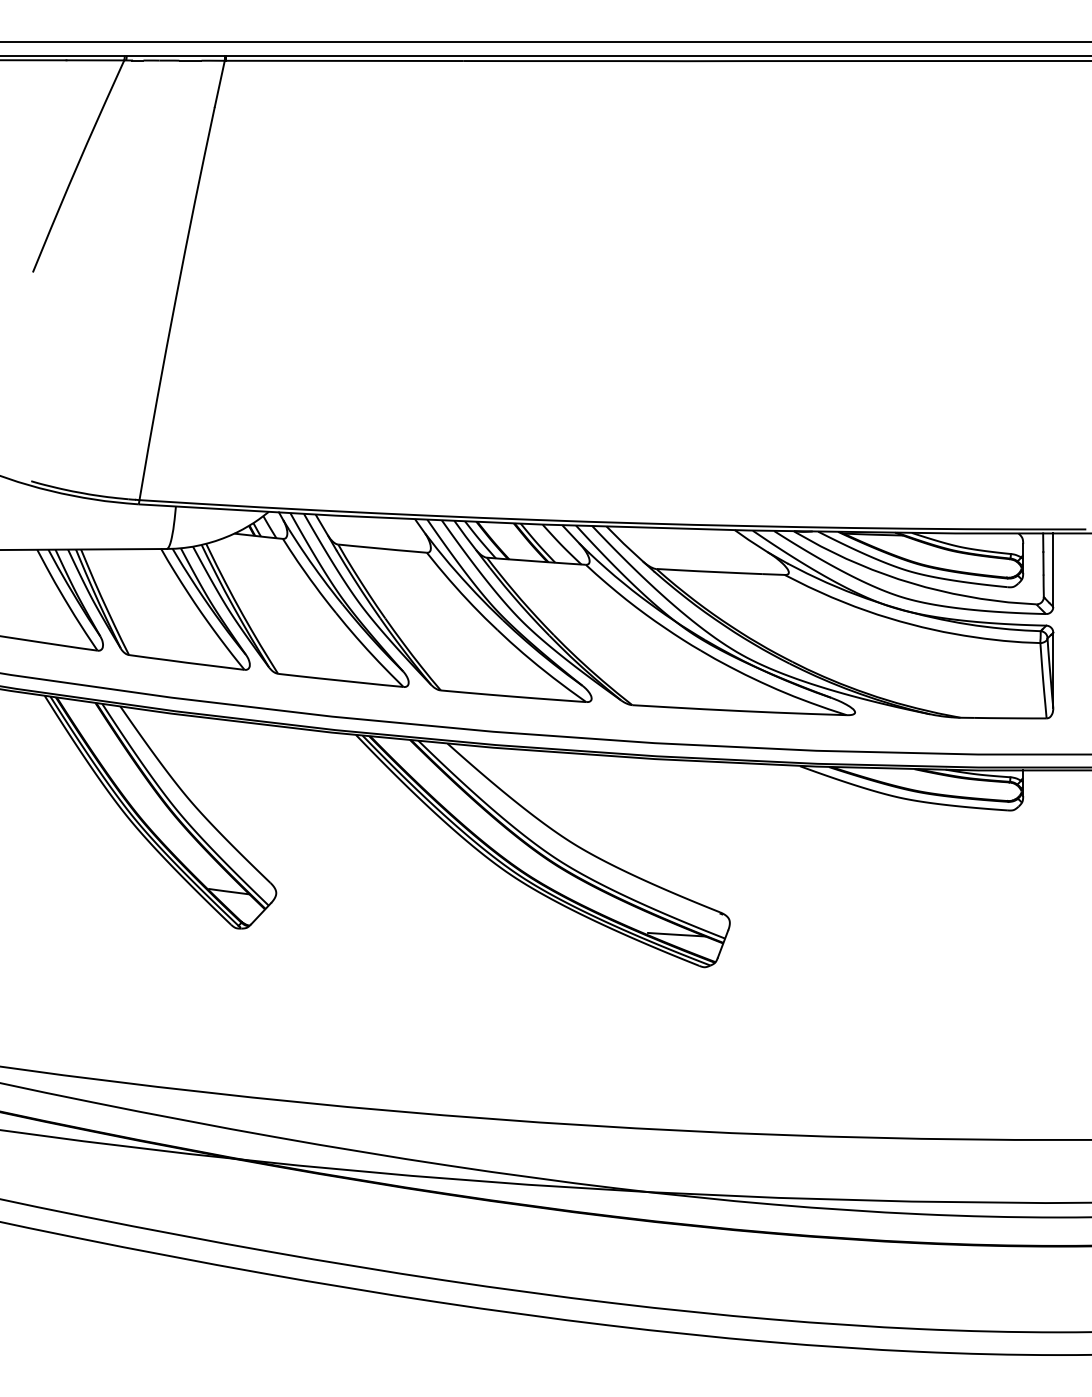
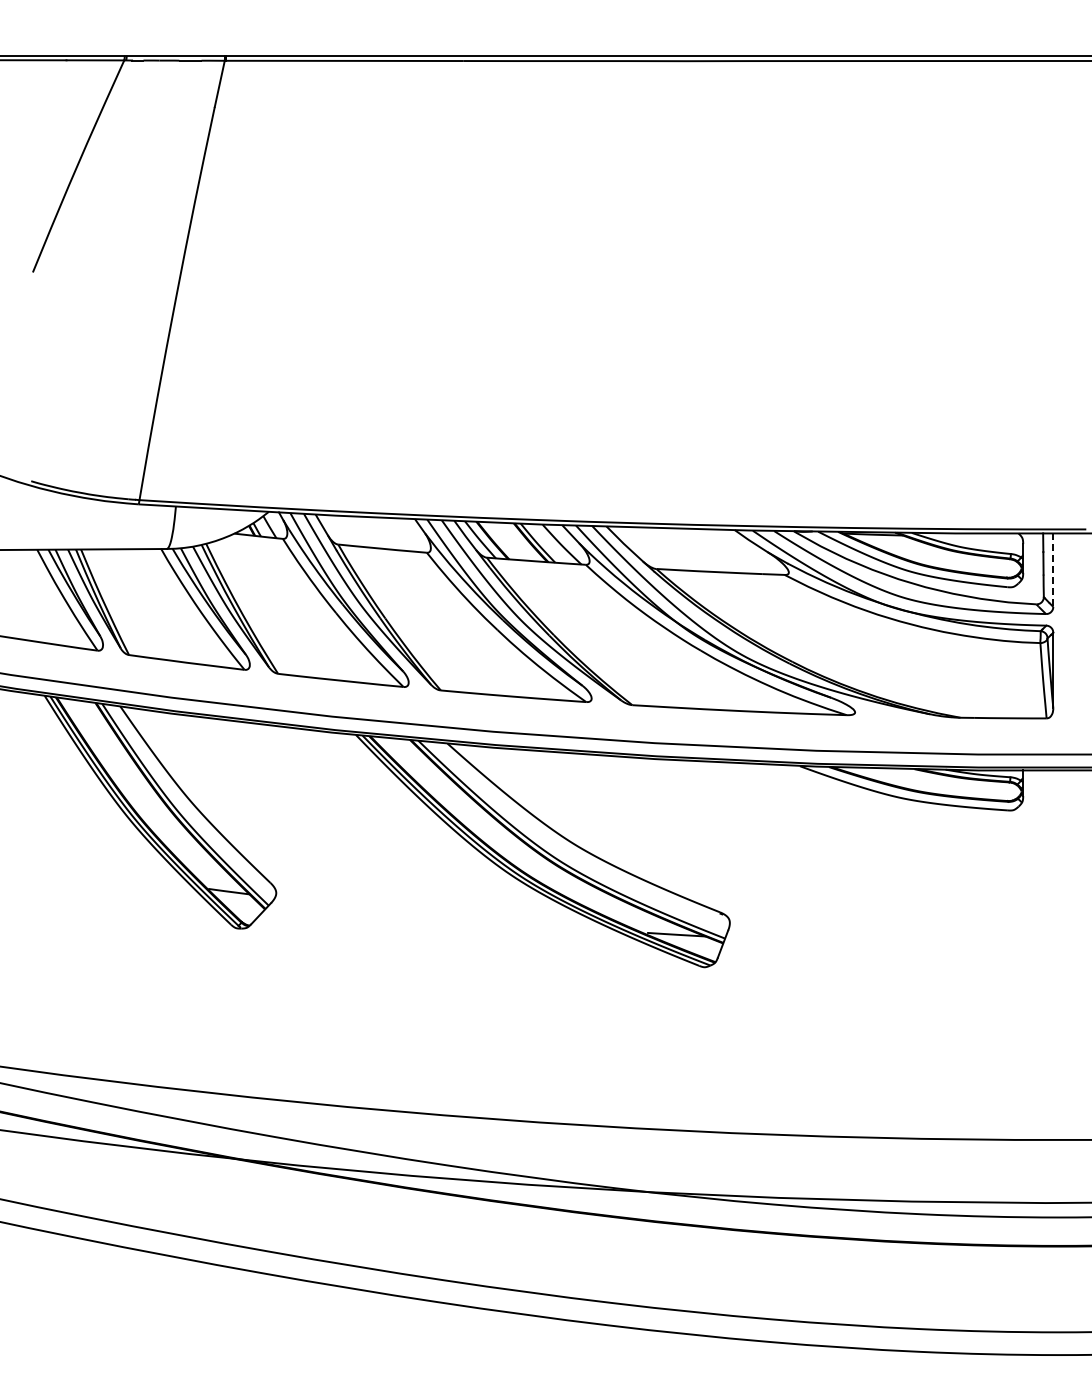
line: present -> none (545, 41)
line: solid -> dashed (1053, 570)
